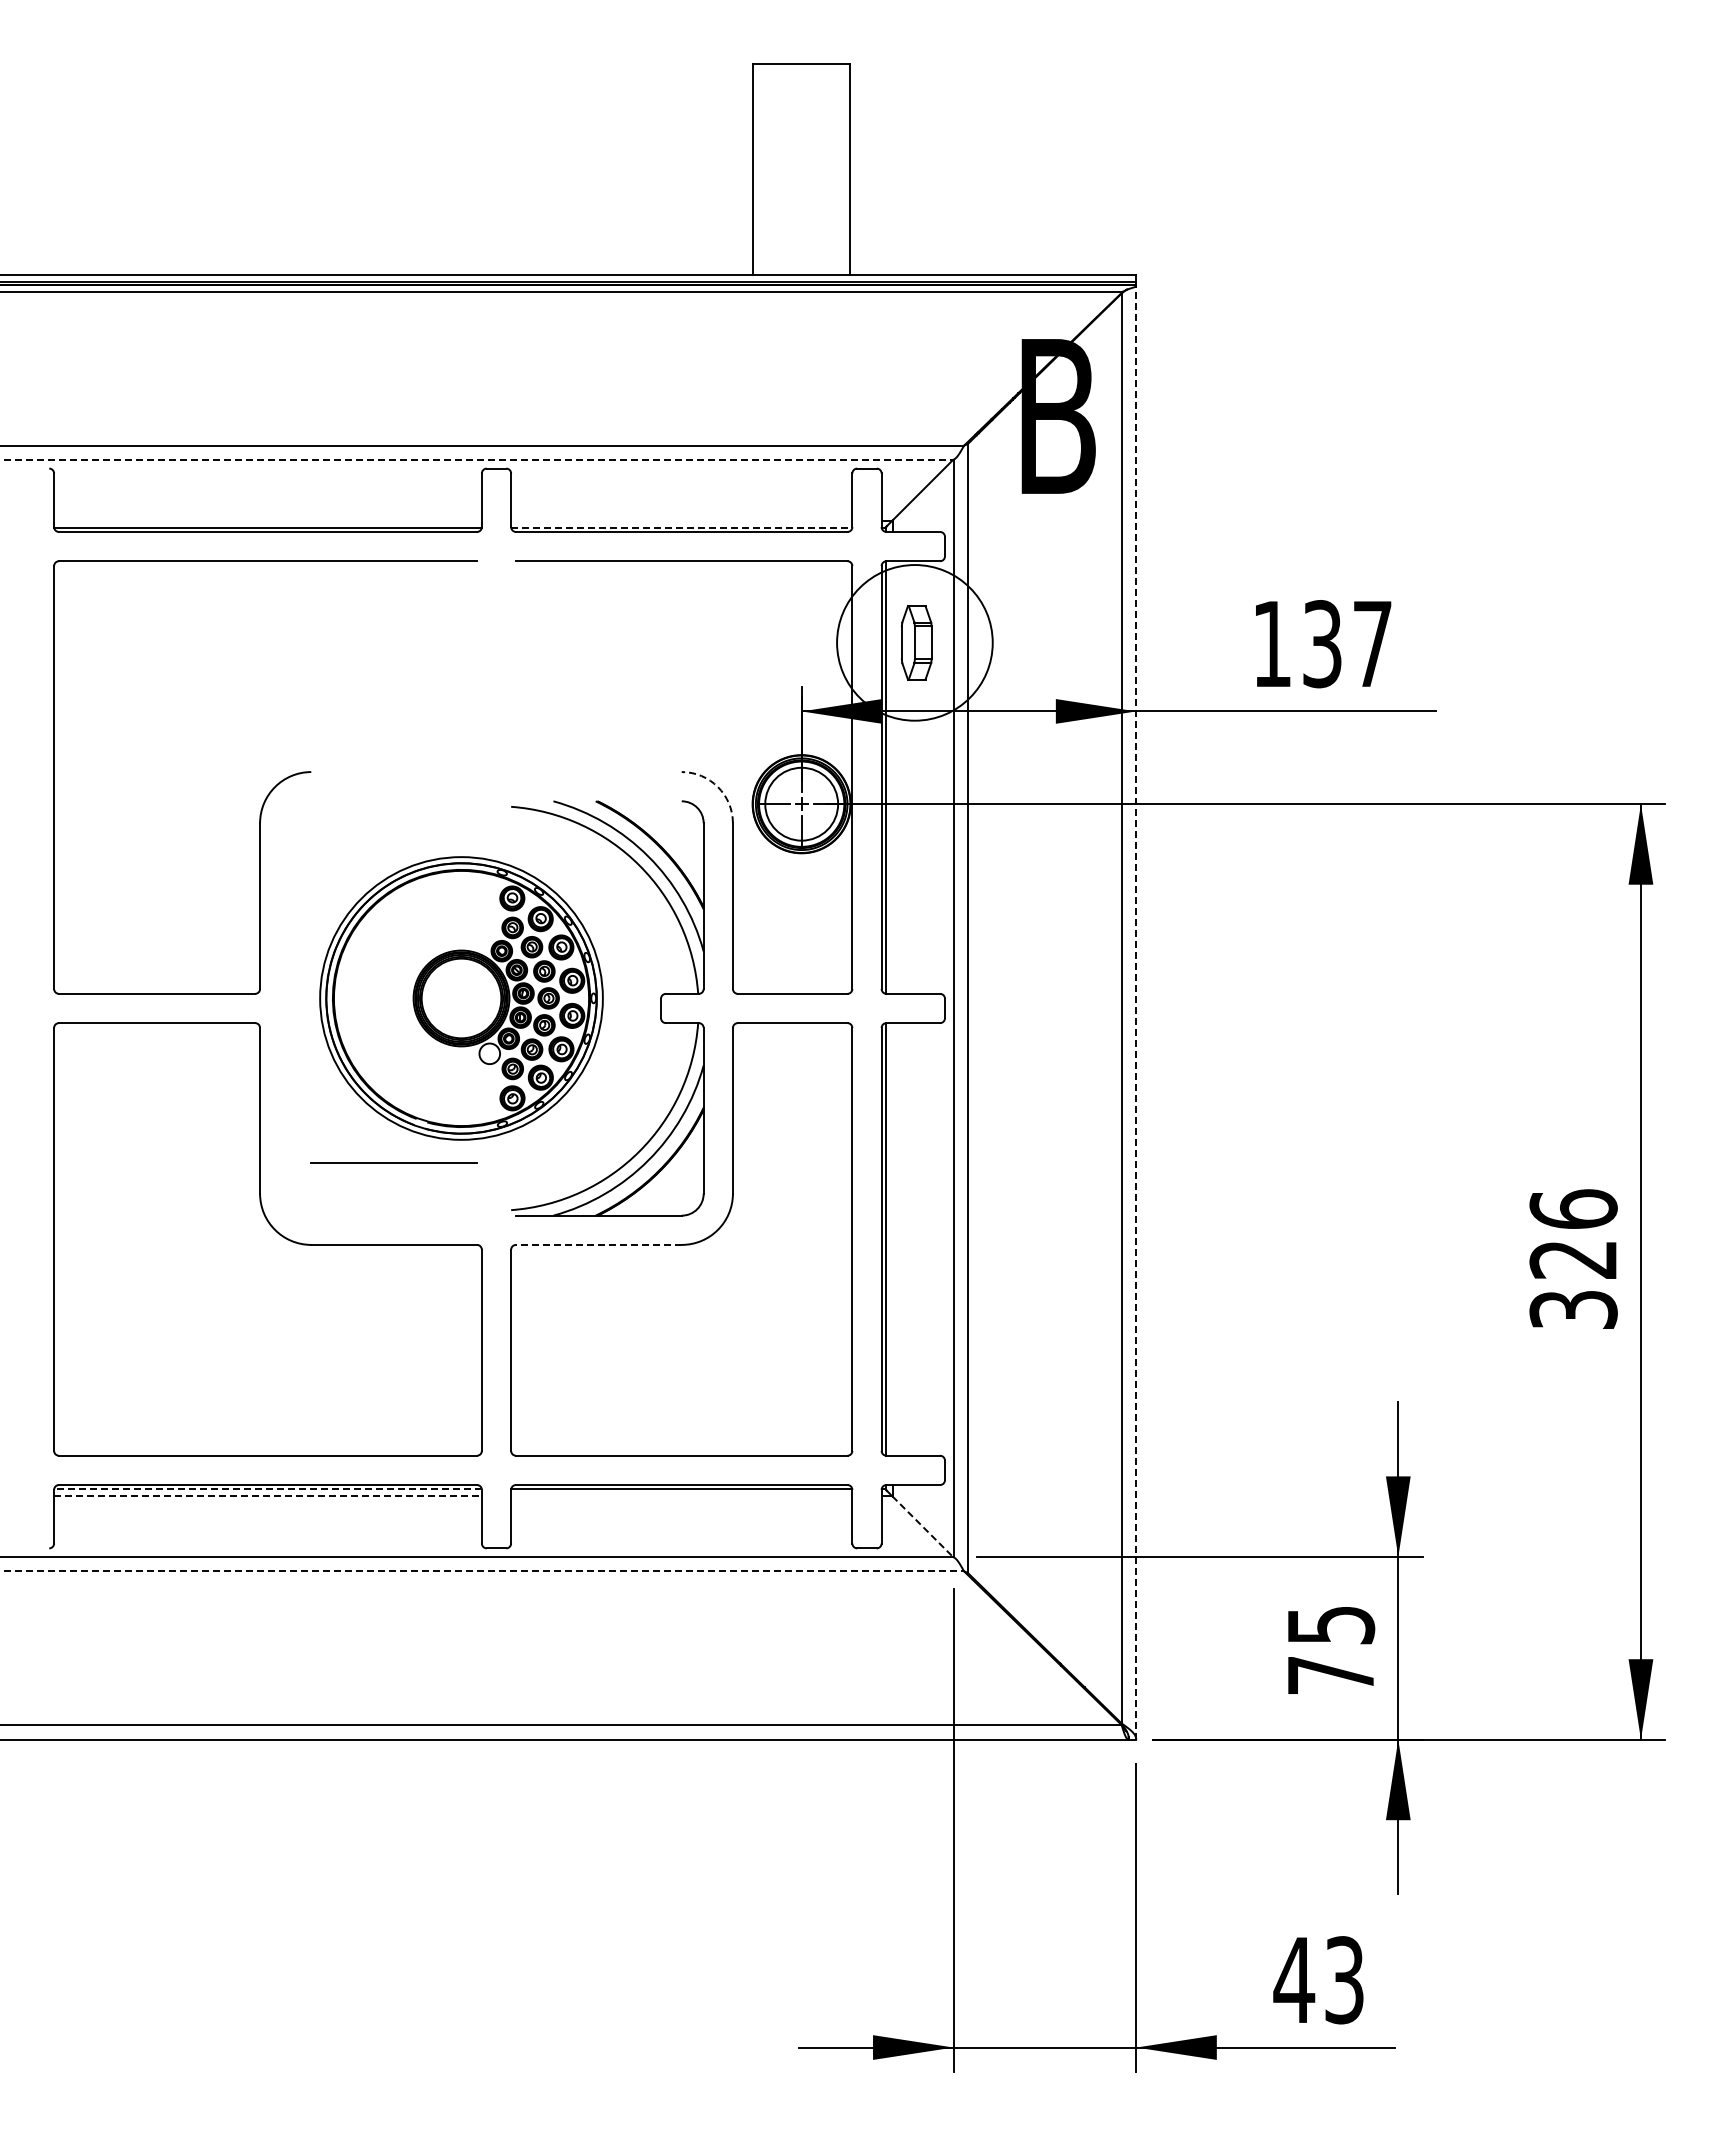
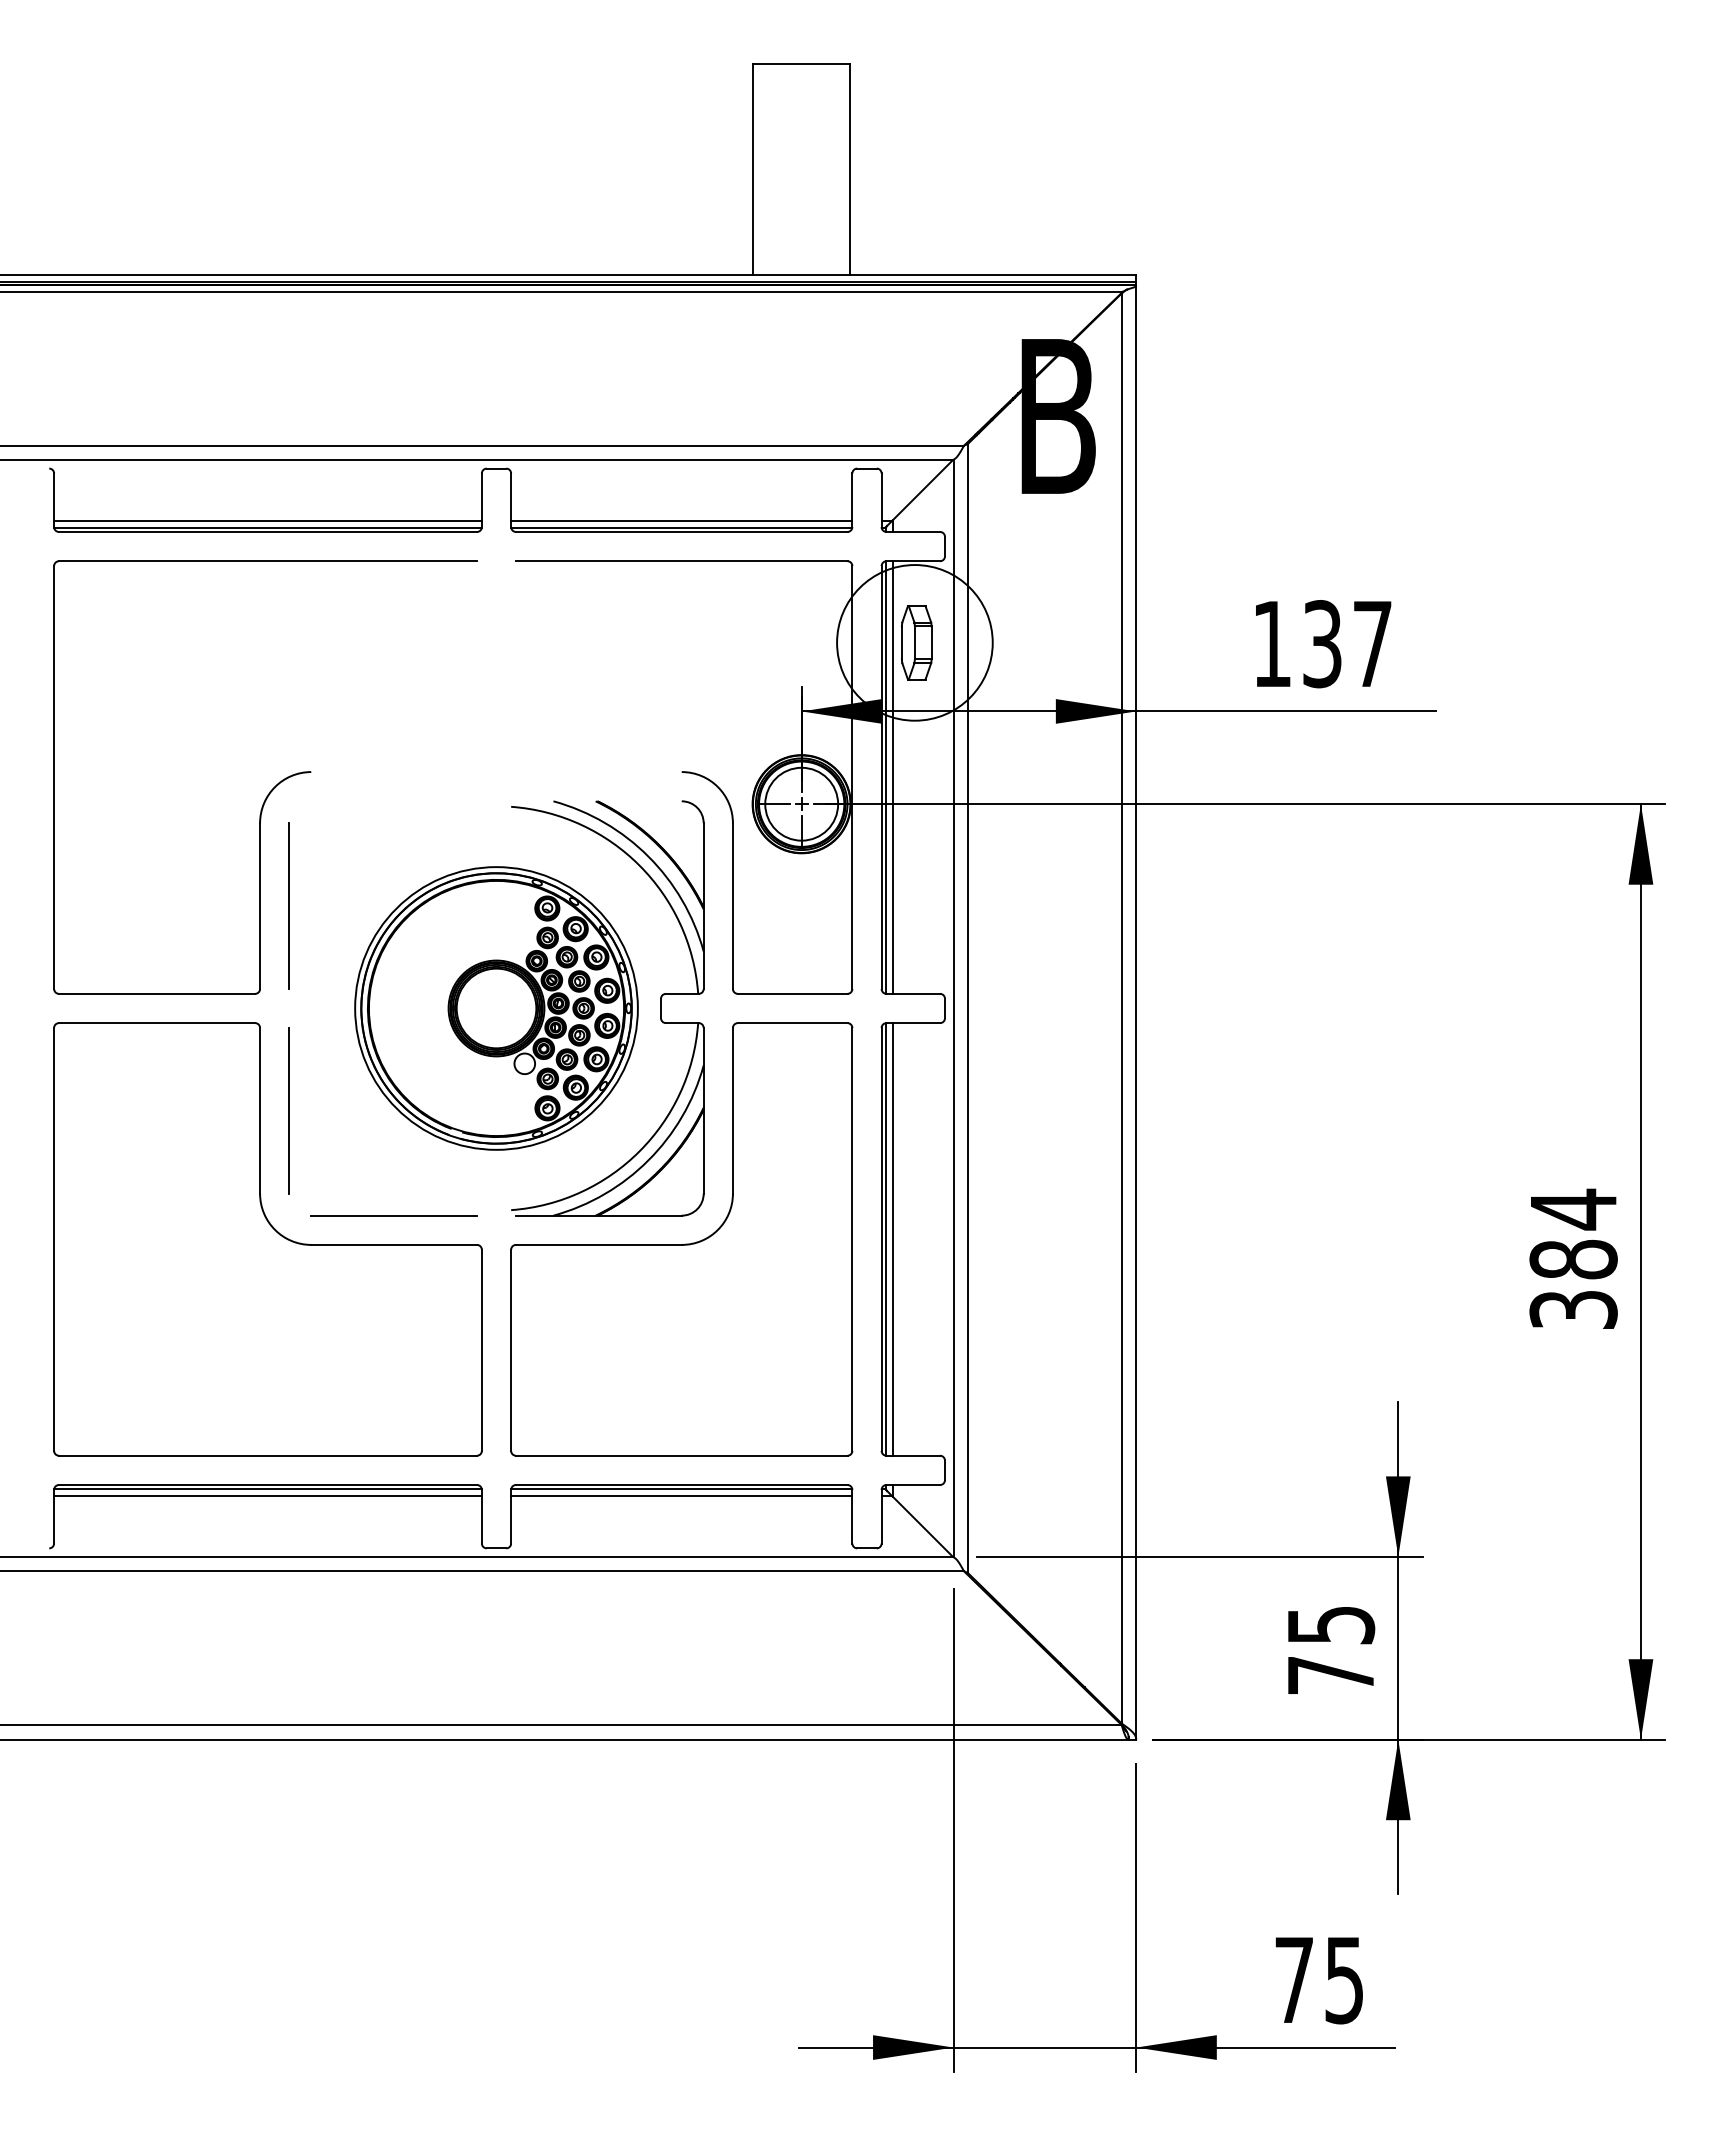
line: dashed -> solid (477, 460)
line: none -> present (267, 520)
line: none -> present (681, 520)
line: dashed -> solid (681, 527)
line: none -> present (892, 777)
arc: dashed -> solid (717, 787)
line: none -> present (289, 905)
part position: (461, 998) -> (496, 1008) (496, 1008)
line: dashed -> solid (1136, 1012)
line: none -> present (289, 1110)
line position: (393, 1162) -> (393, 1215) (393, 1215)
text: 326 -> 384 (1573, 1233)
line: none -> present (892, 1239)
line: dashed -> solid (598, 1244)
line: dashed -> solid (268, 1489)
line: dashed -> solid (268, 1496)
line: none -> present (681, 1496)
line: dashed -> solid (922, 1526)
line: dashed -> solid (482, 1571)
text: 43 -> 75 (1318, 1979)
